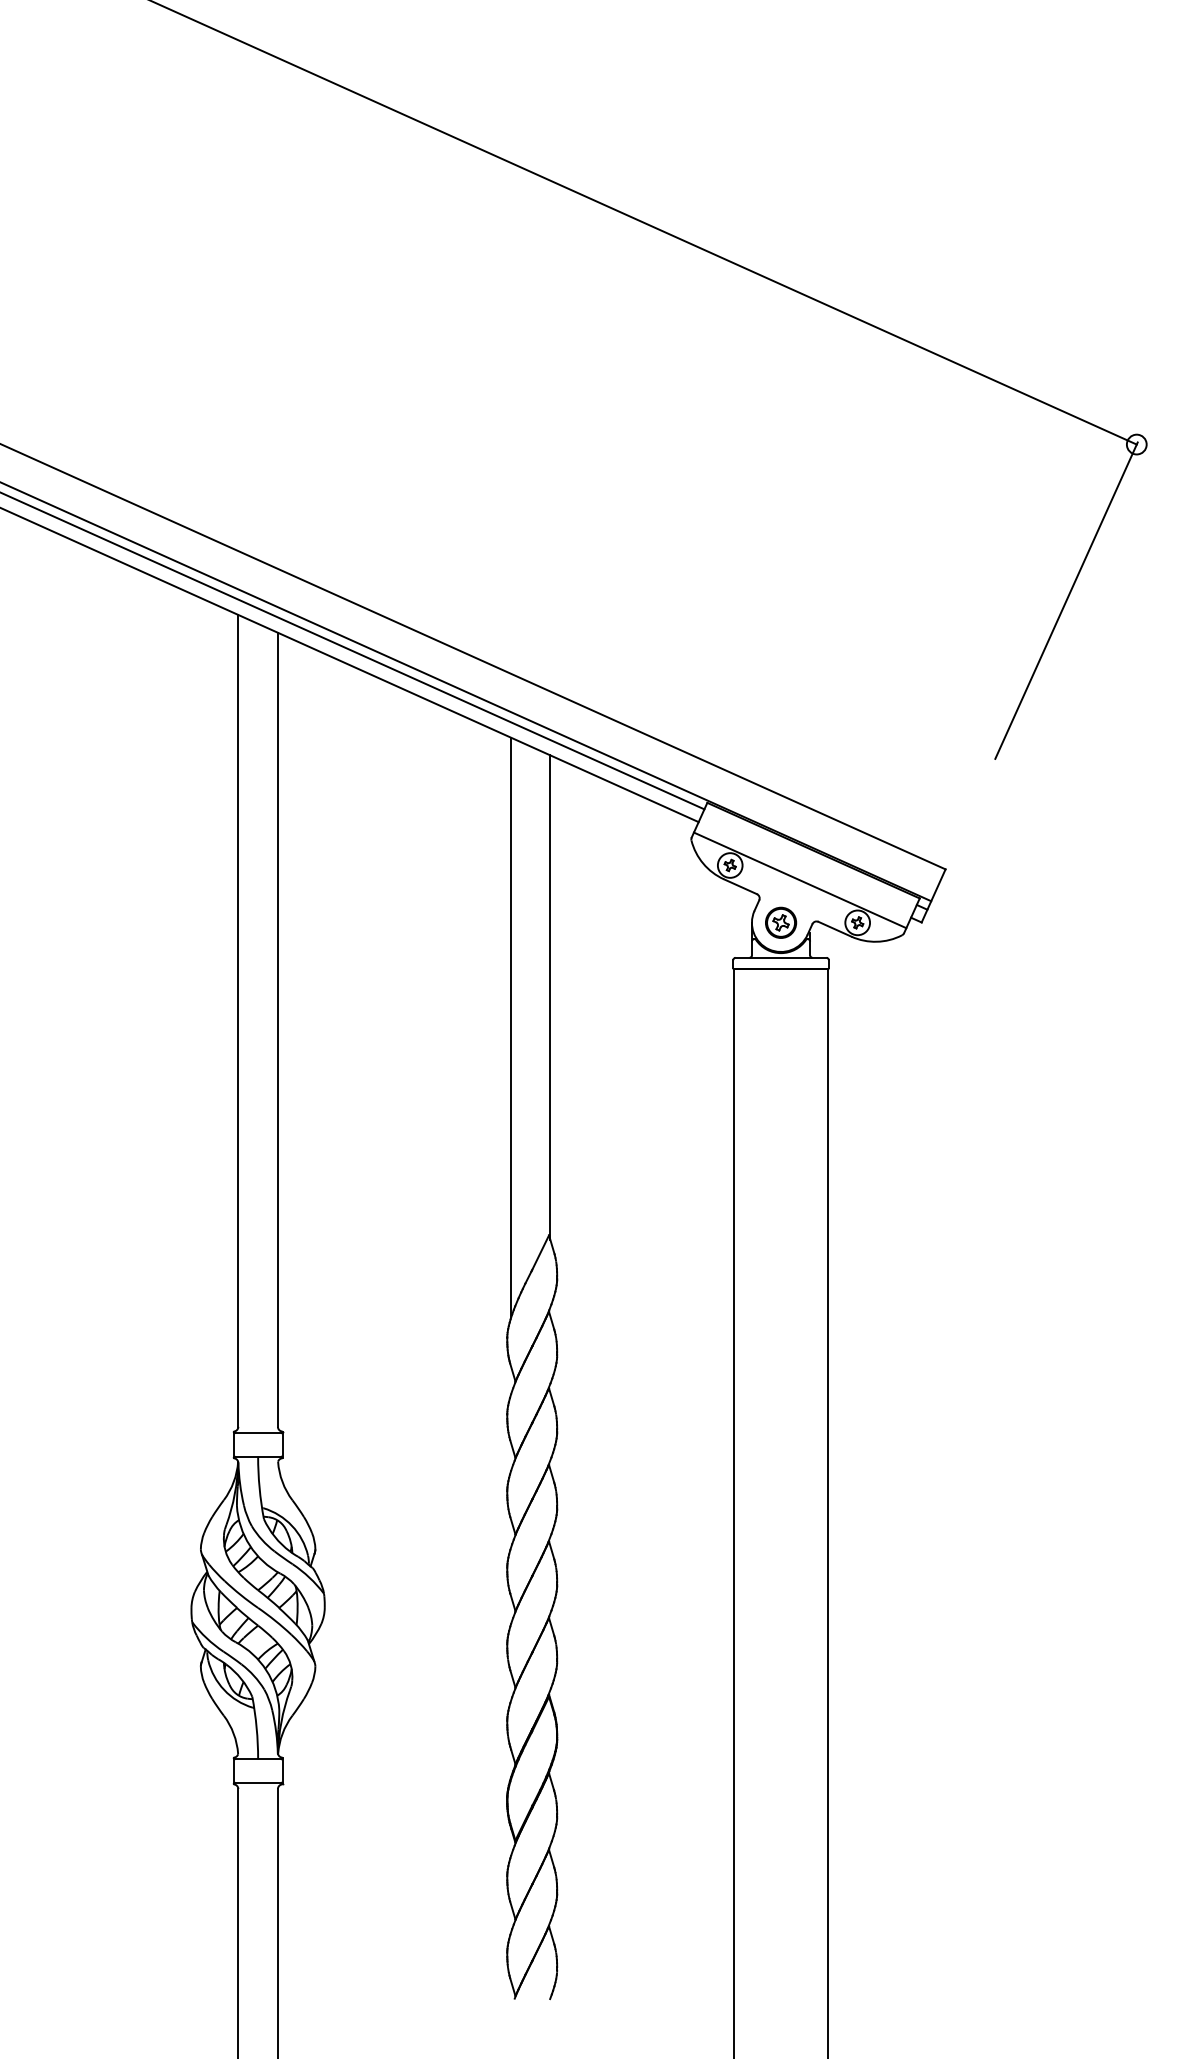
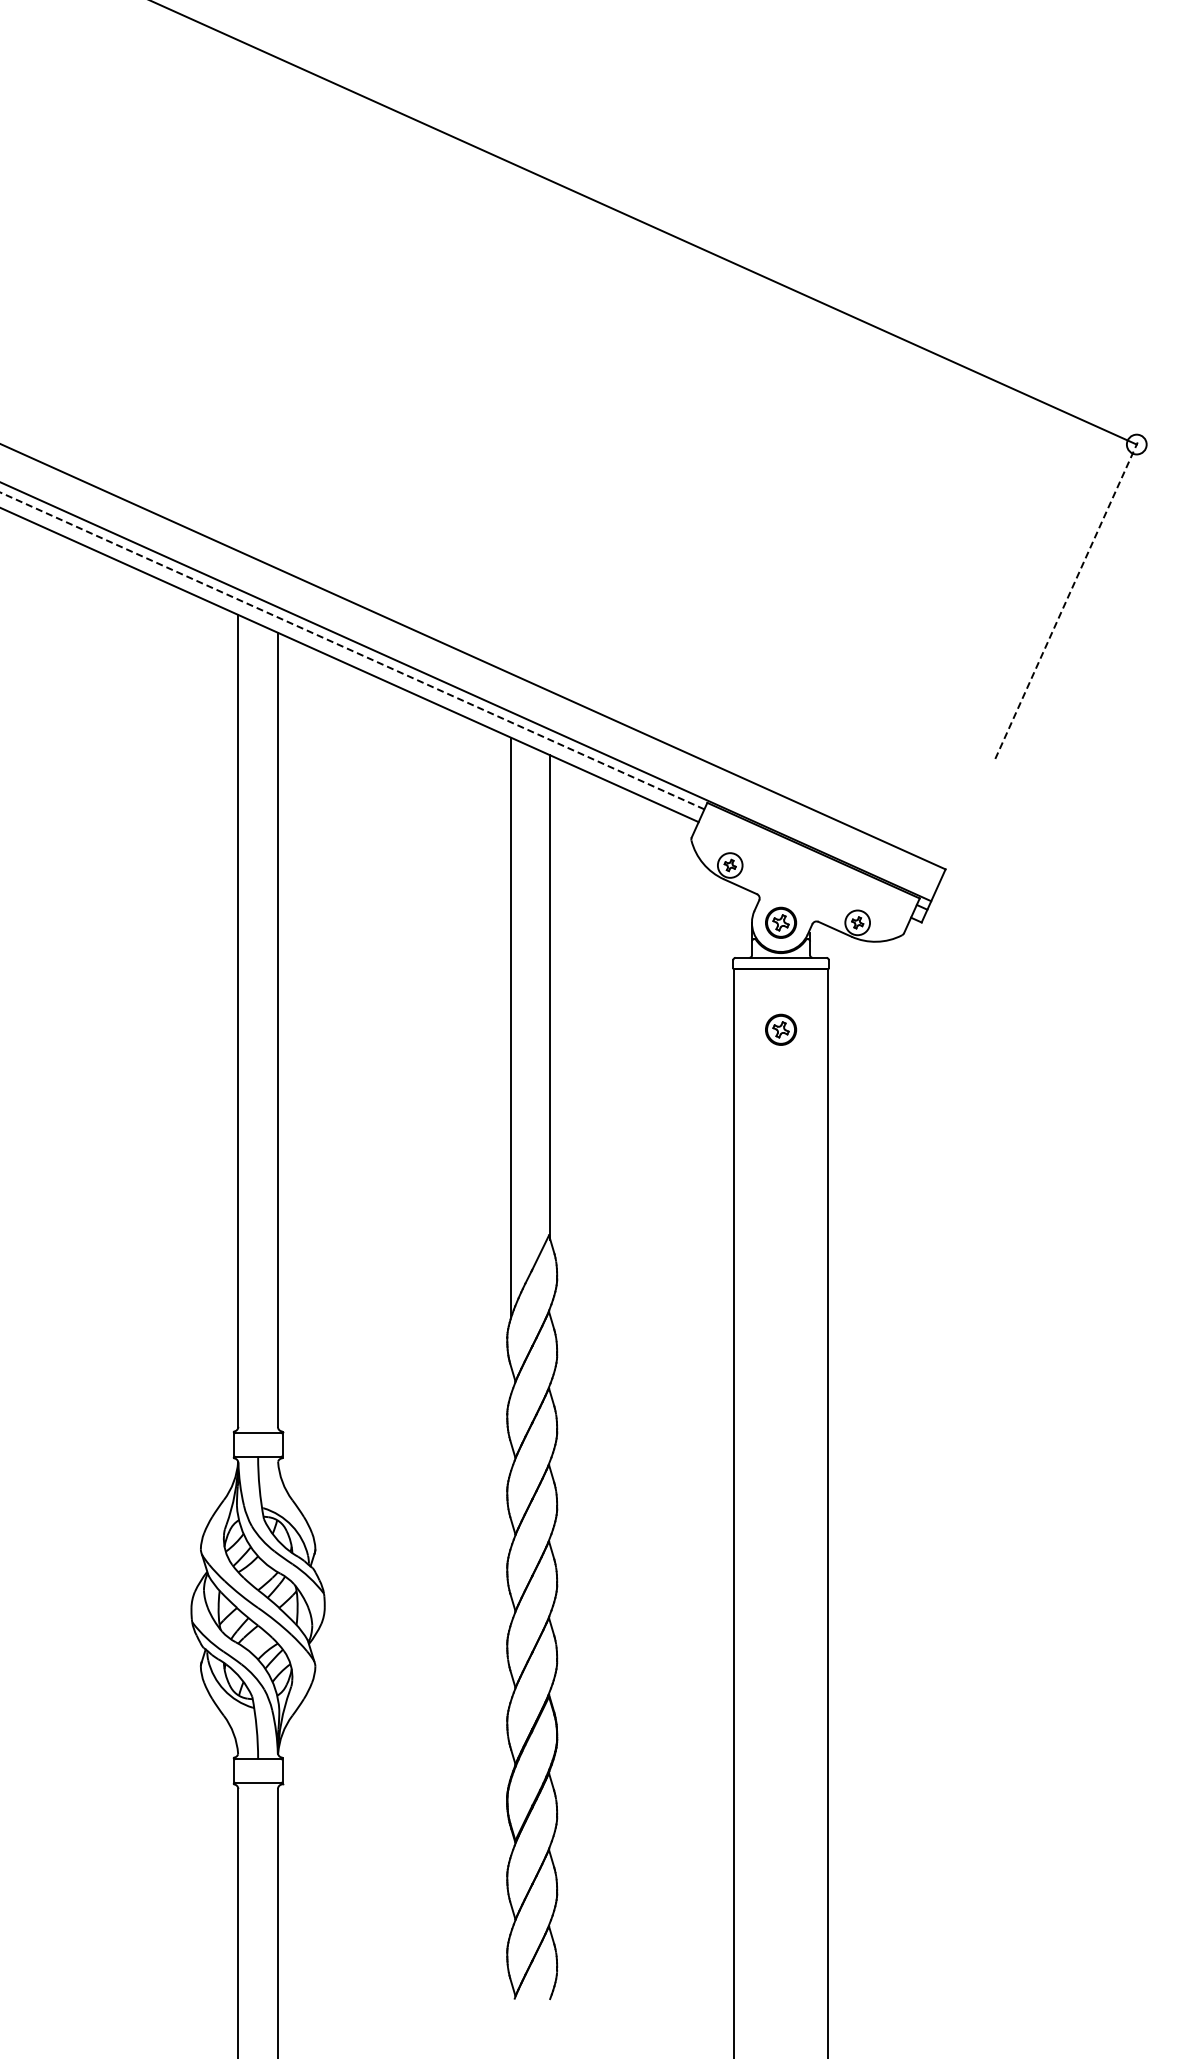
line: solid -> dashed (1066, 600)
line: solid -> dashed (352, 650)
line: present -> none (799, 880)
part: none -> present (781, 1029)
